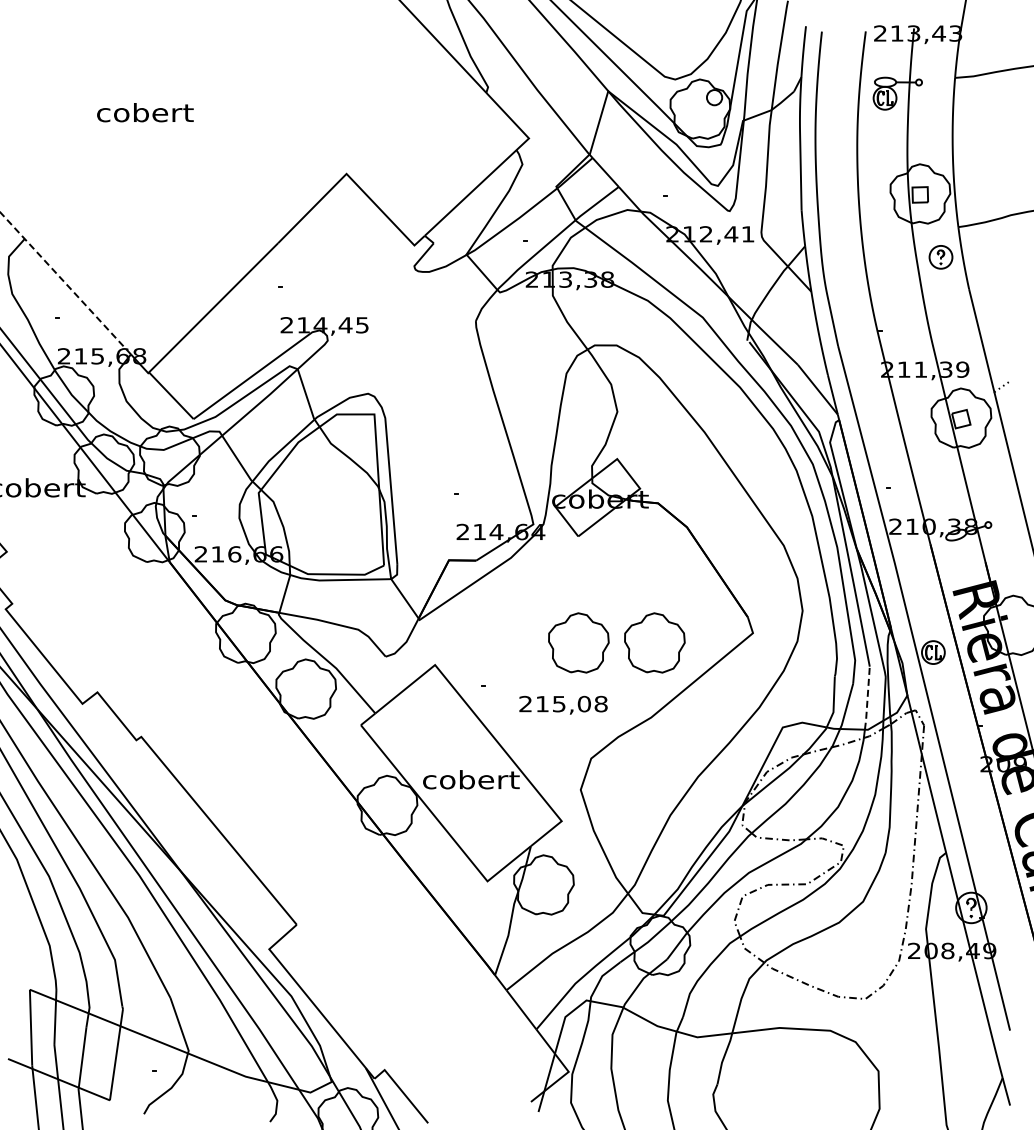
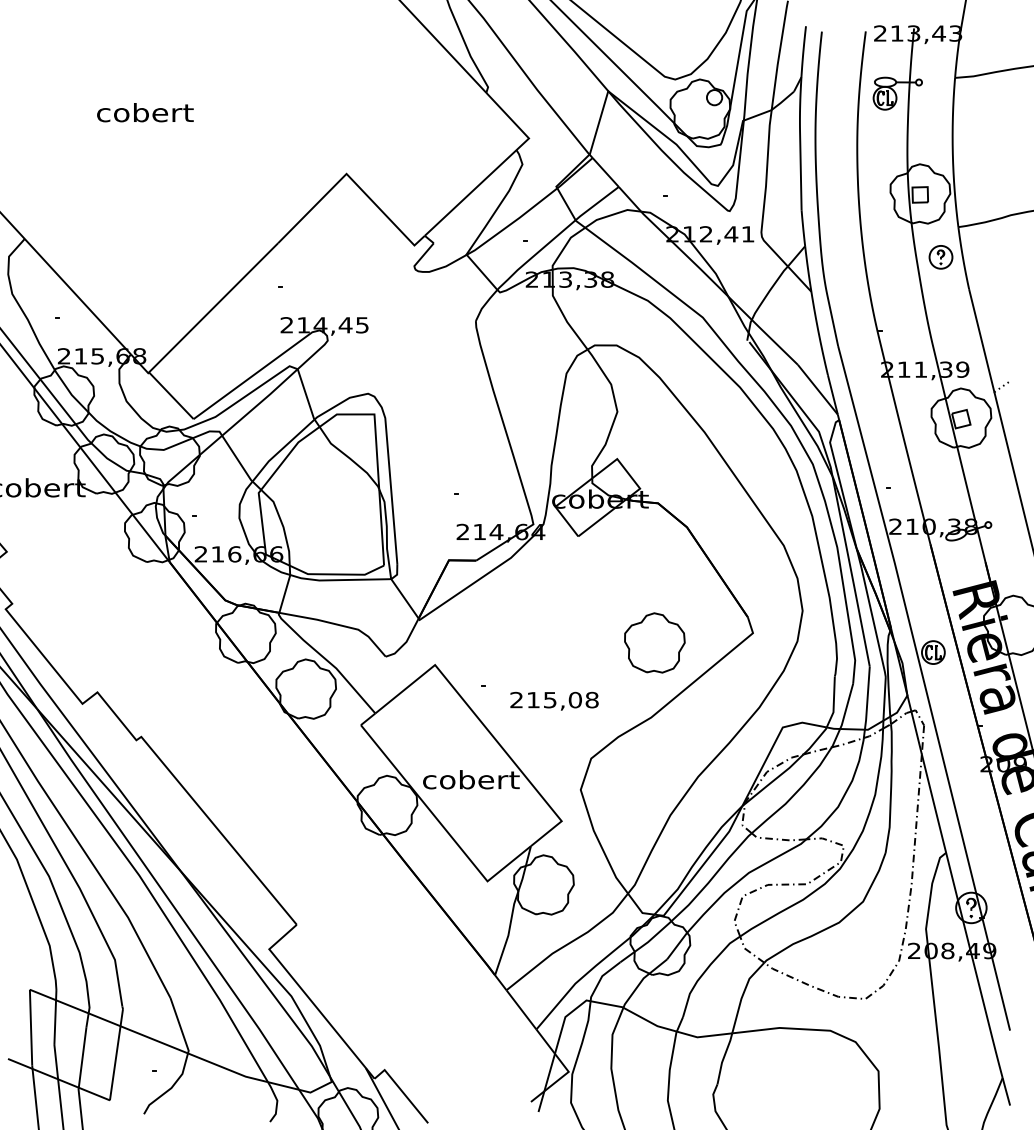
line: dashed -> solid (65, 283)
part: present -> none (578, 642)
line: dashed -> solid (867, 698)
text position: (563, 704) -> (554, 700) (554, 700)
